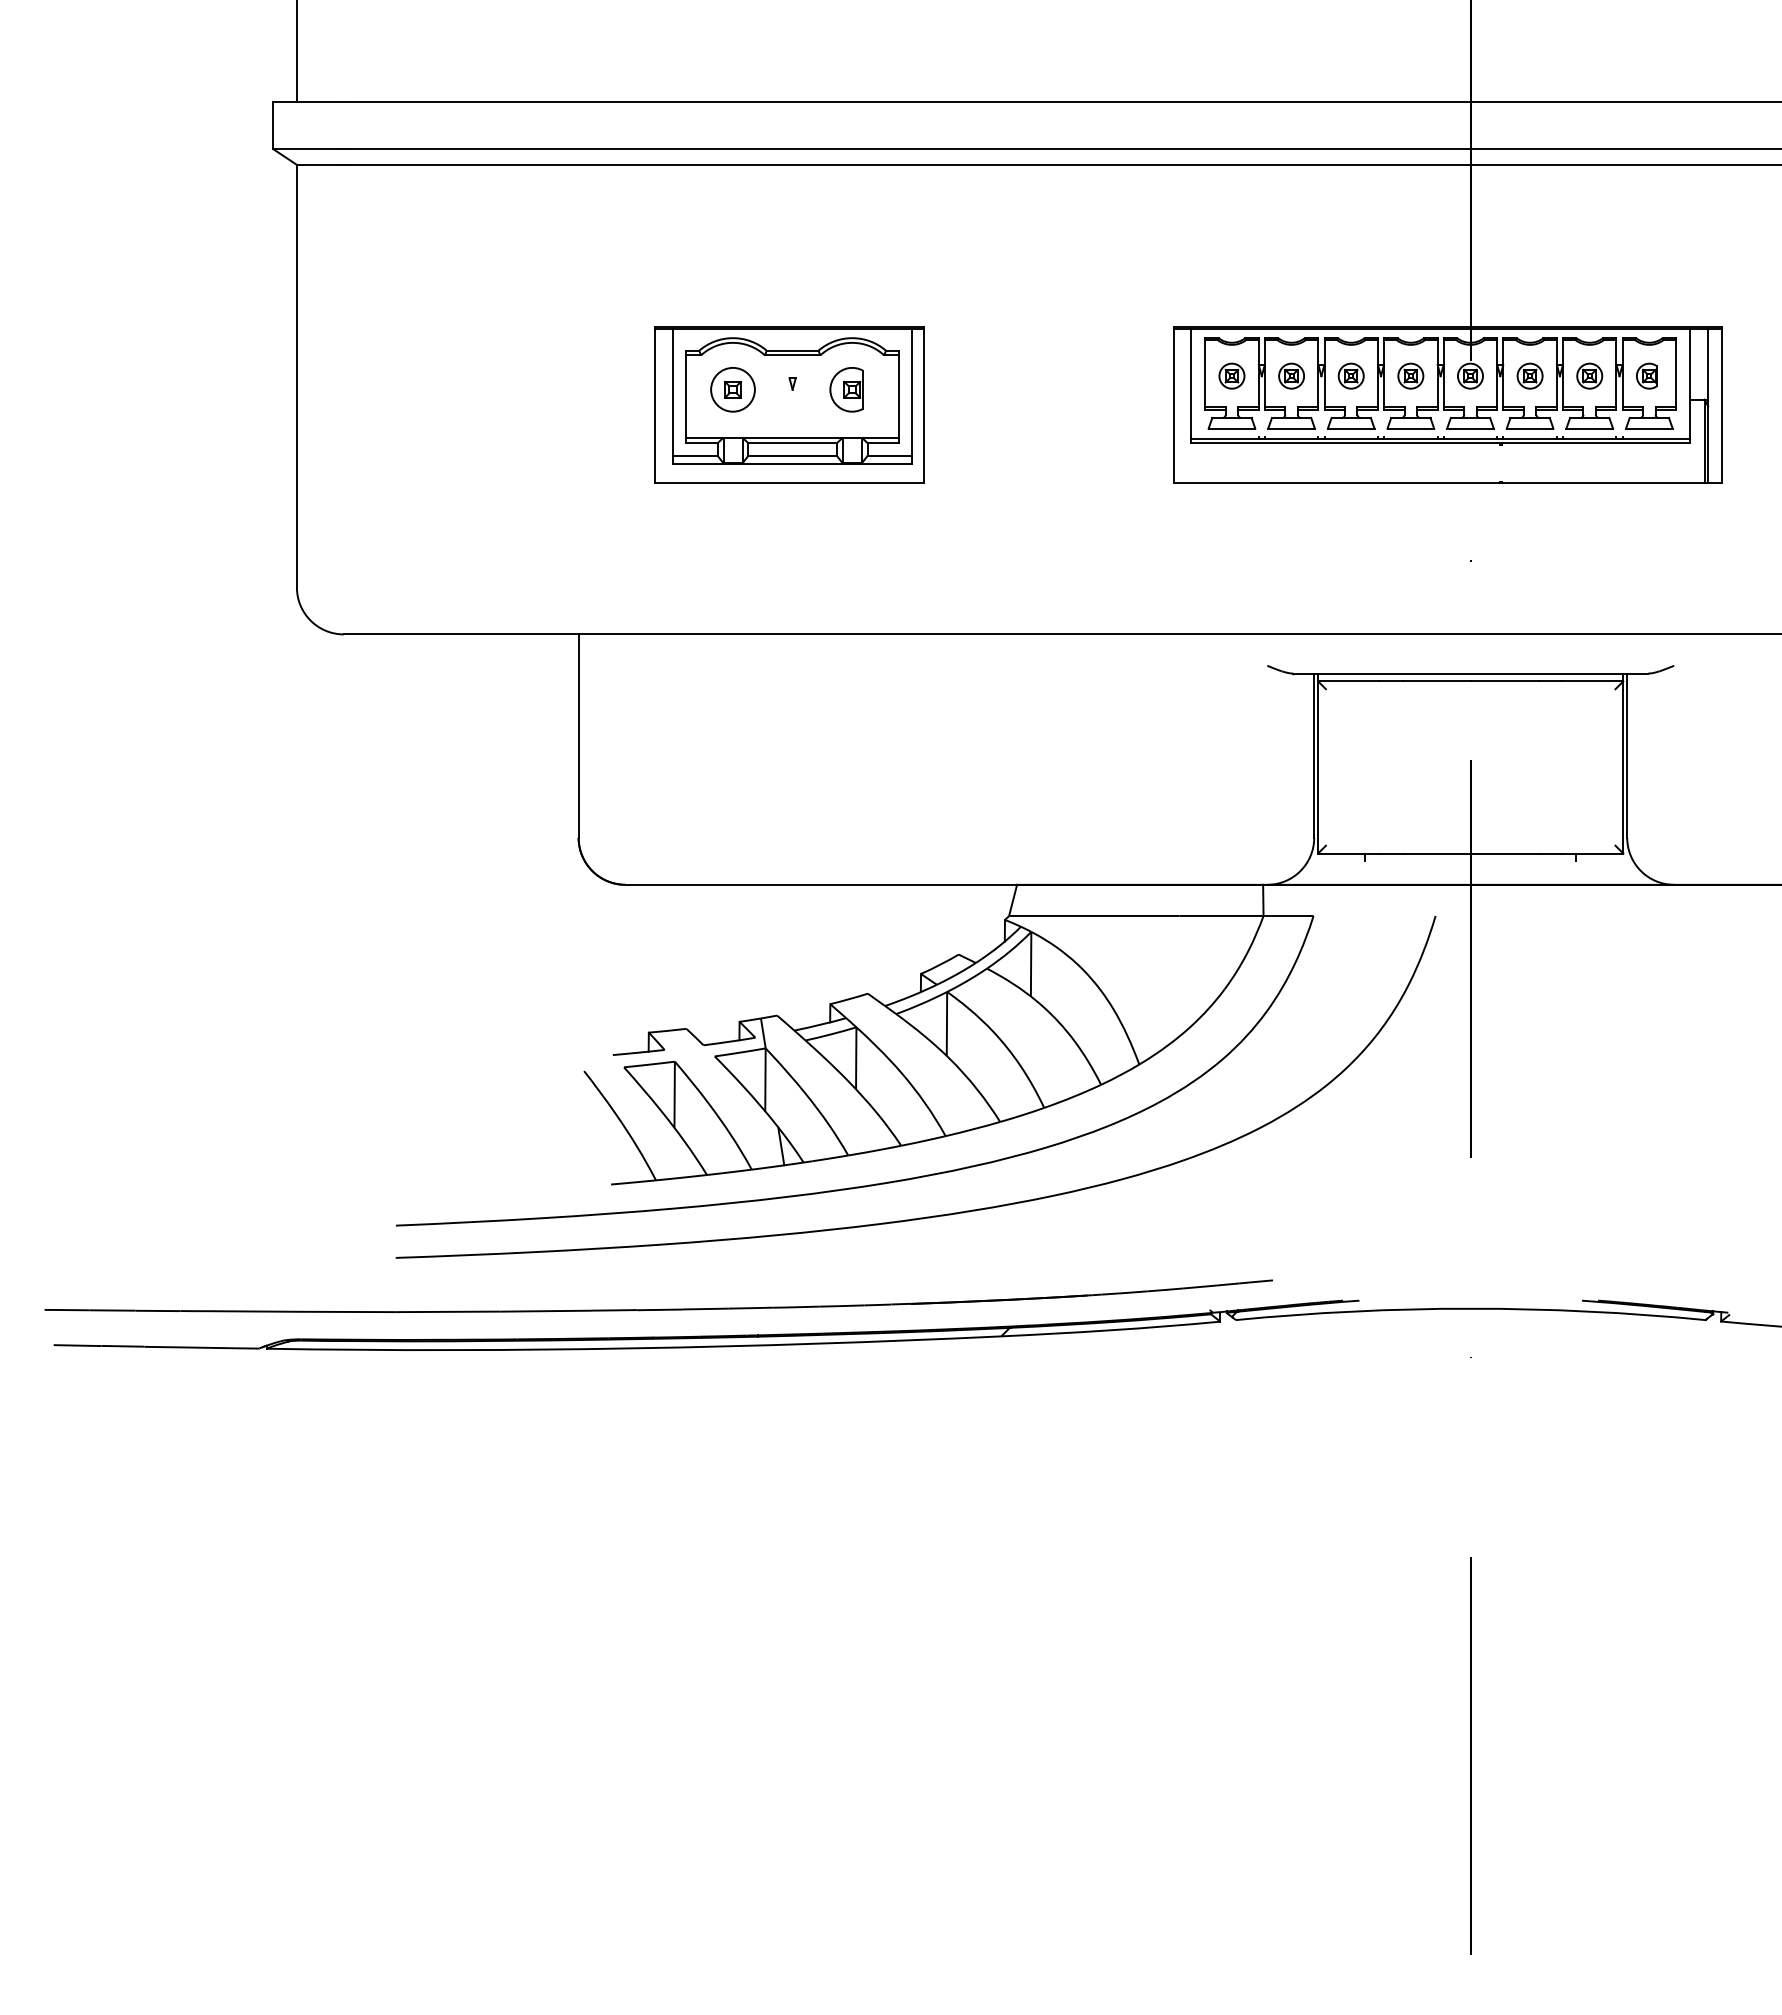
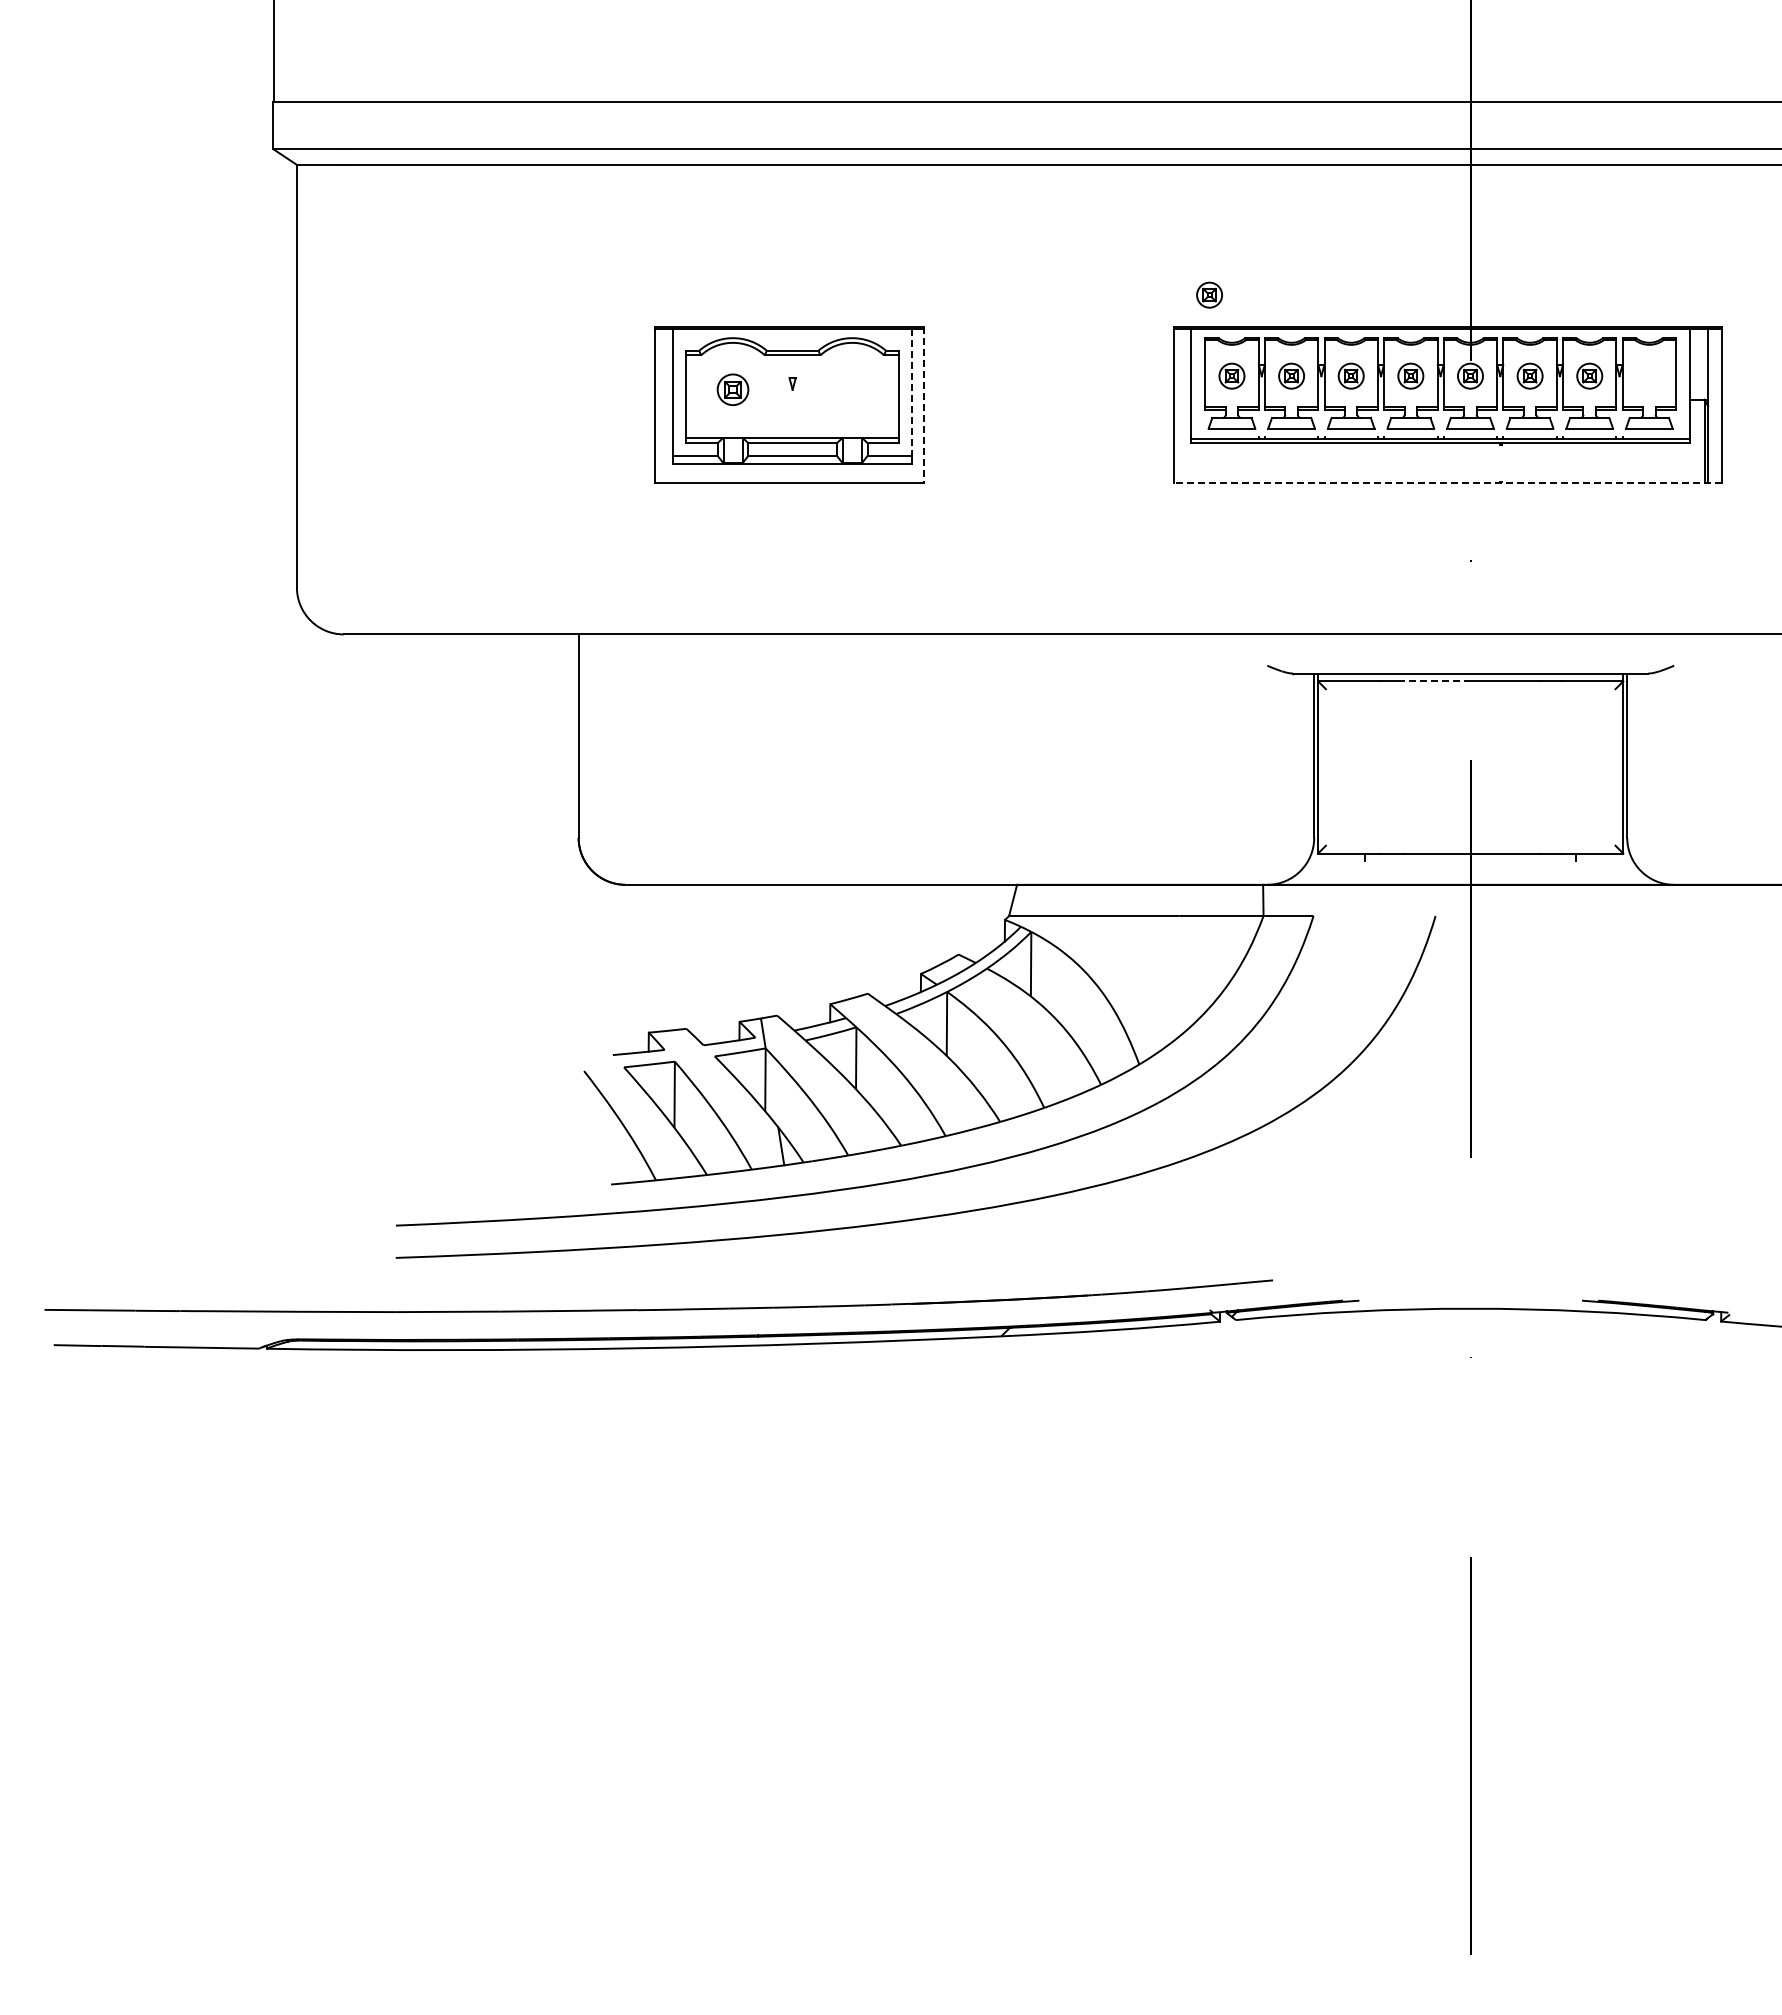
line position: (296, 52) -> (273, 52) (273, 52)
part: none -> present (1209, 294)
part: present -> none (1646, 375)
circle diameter: 44 px -> 31 px (732, 389)
part: present -> none (846, 389)
line: solid -> dashed (911, 393)
line: solid -> dashed (923, 405)
line: solid -> dashed (1448, 483)
line: solid -> dashed (1436, 681)
